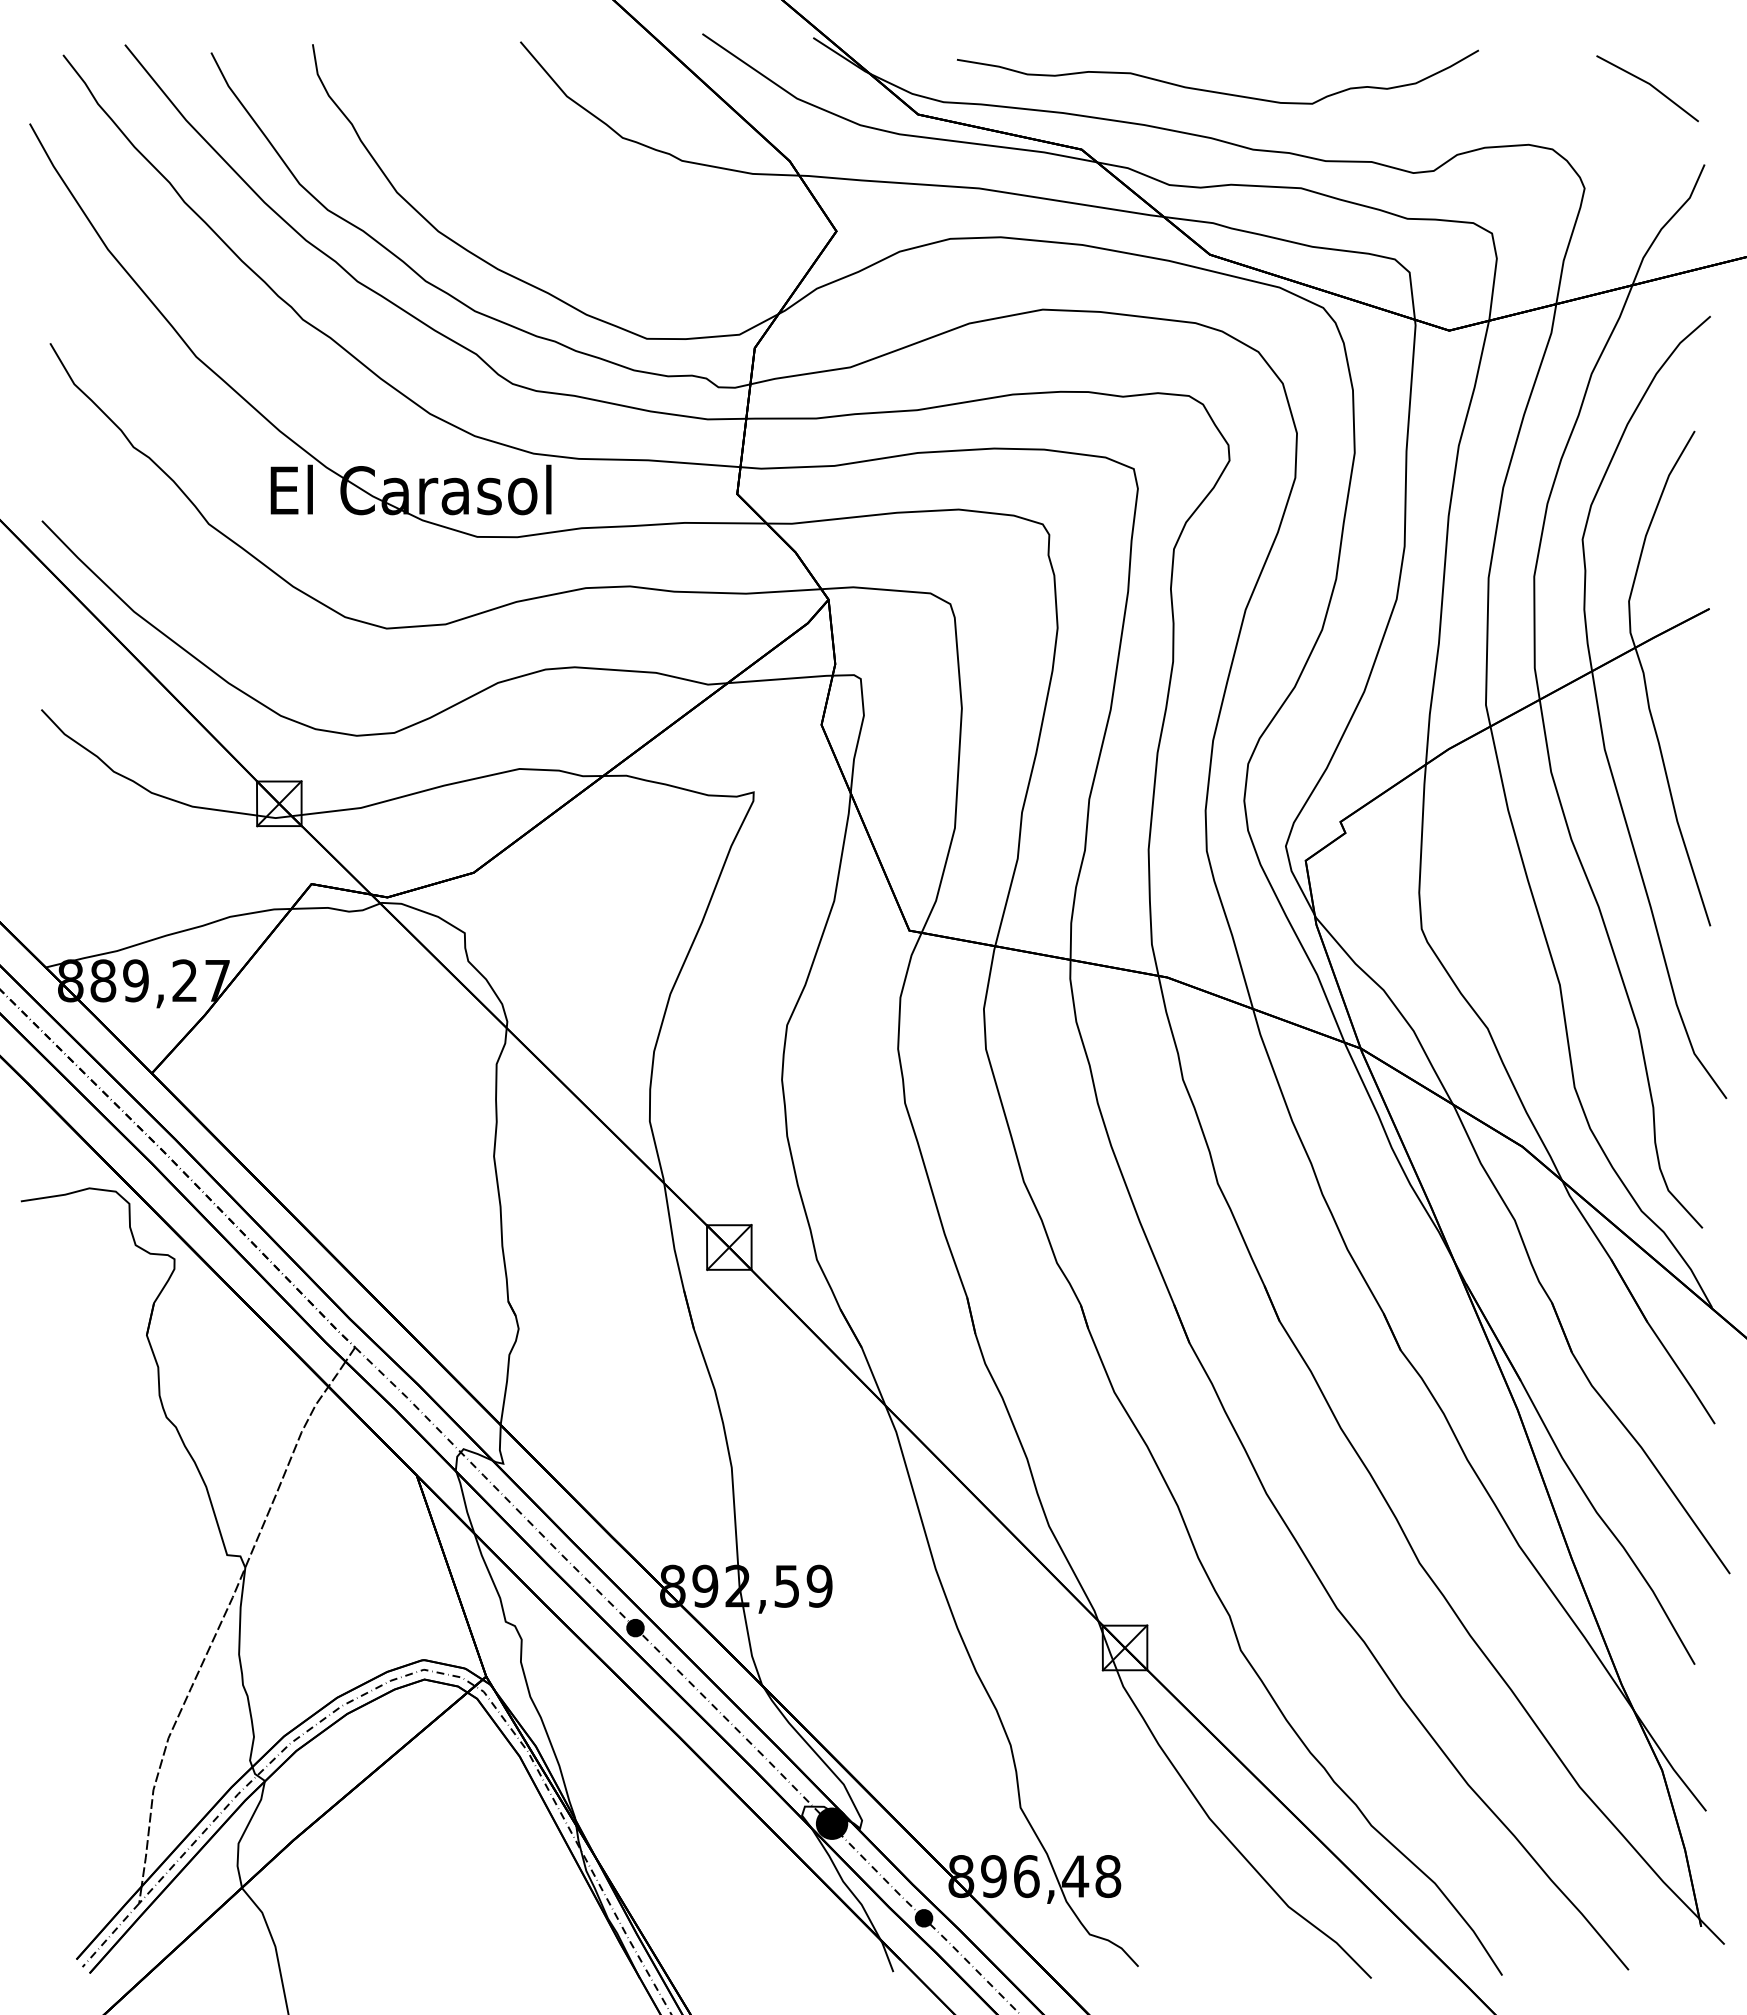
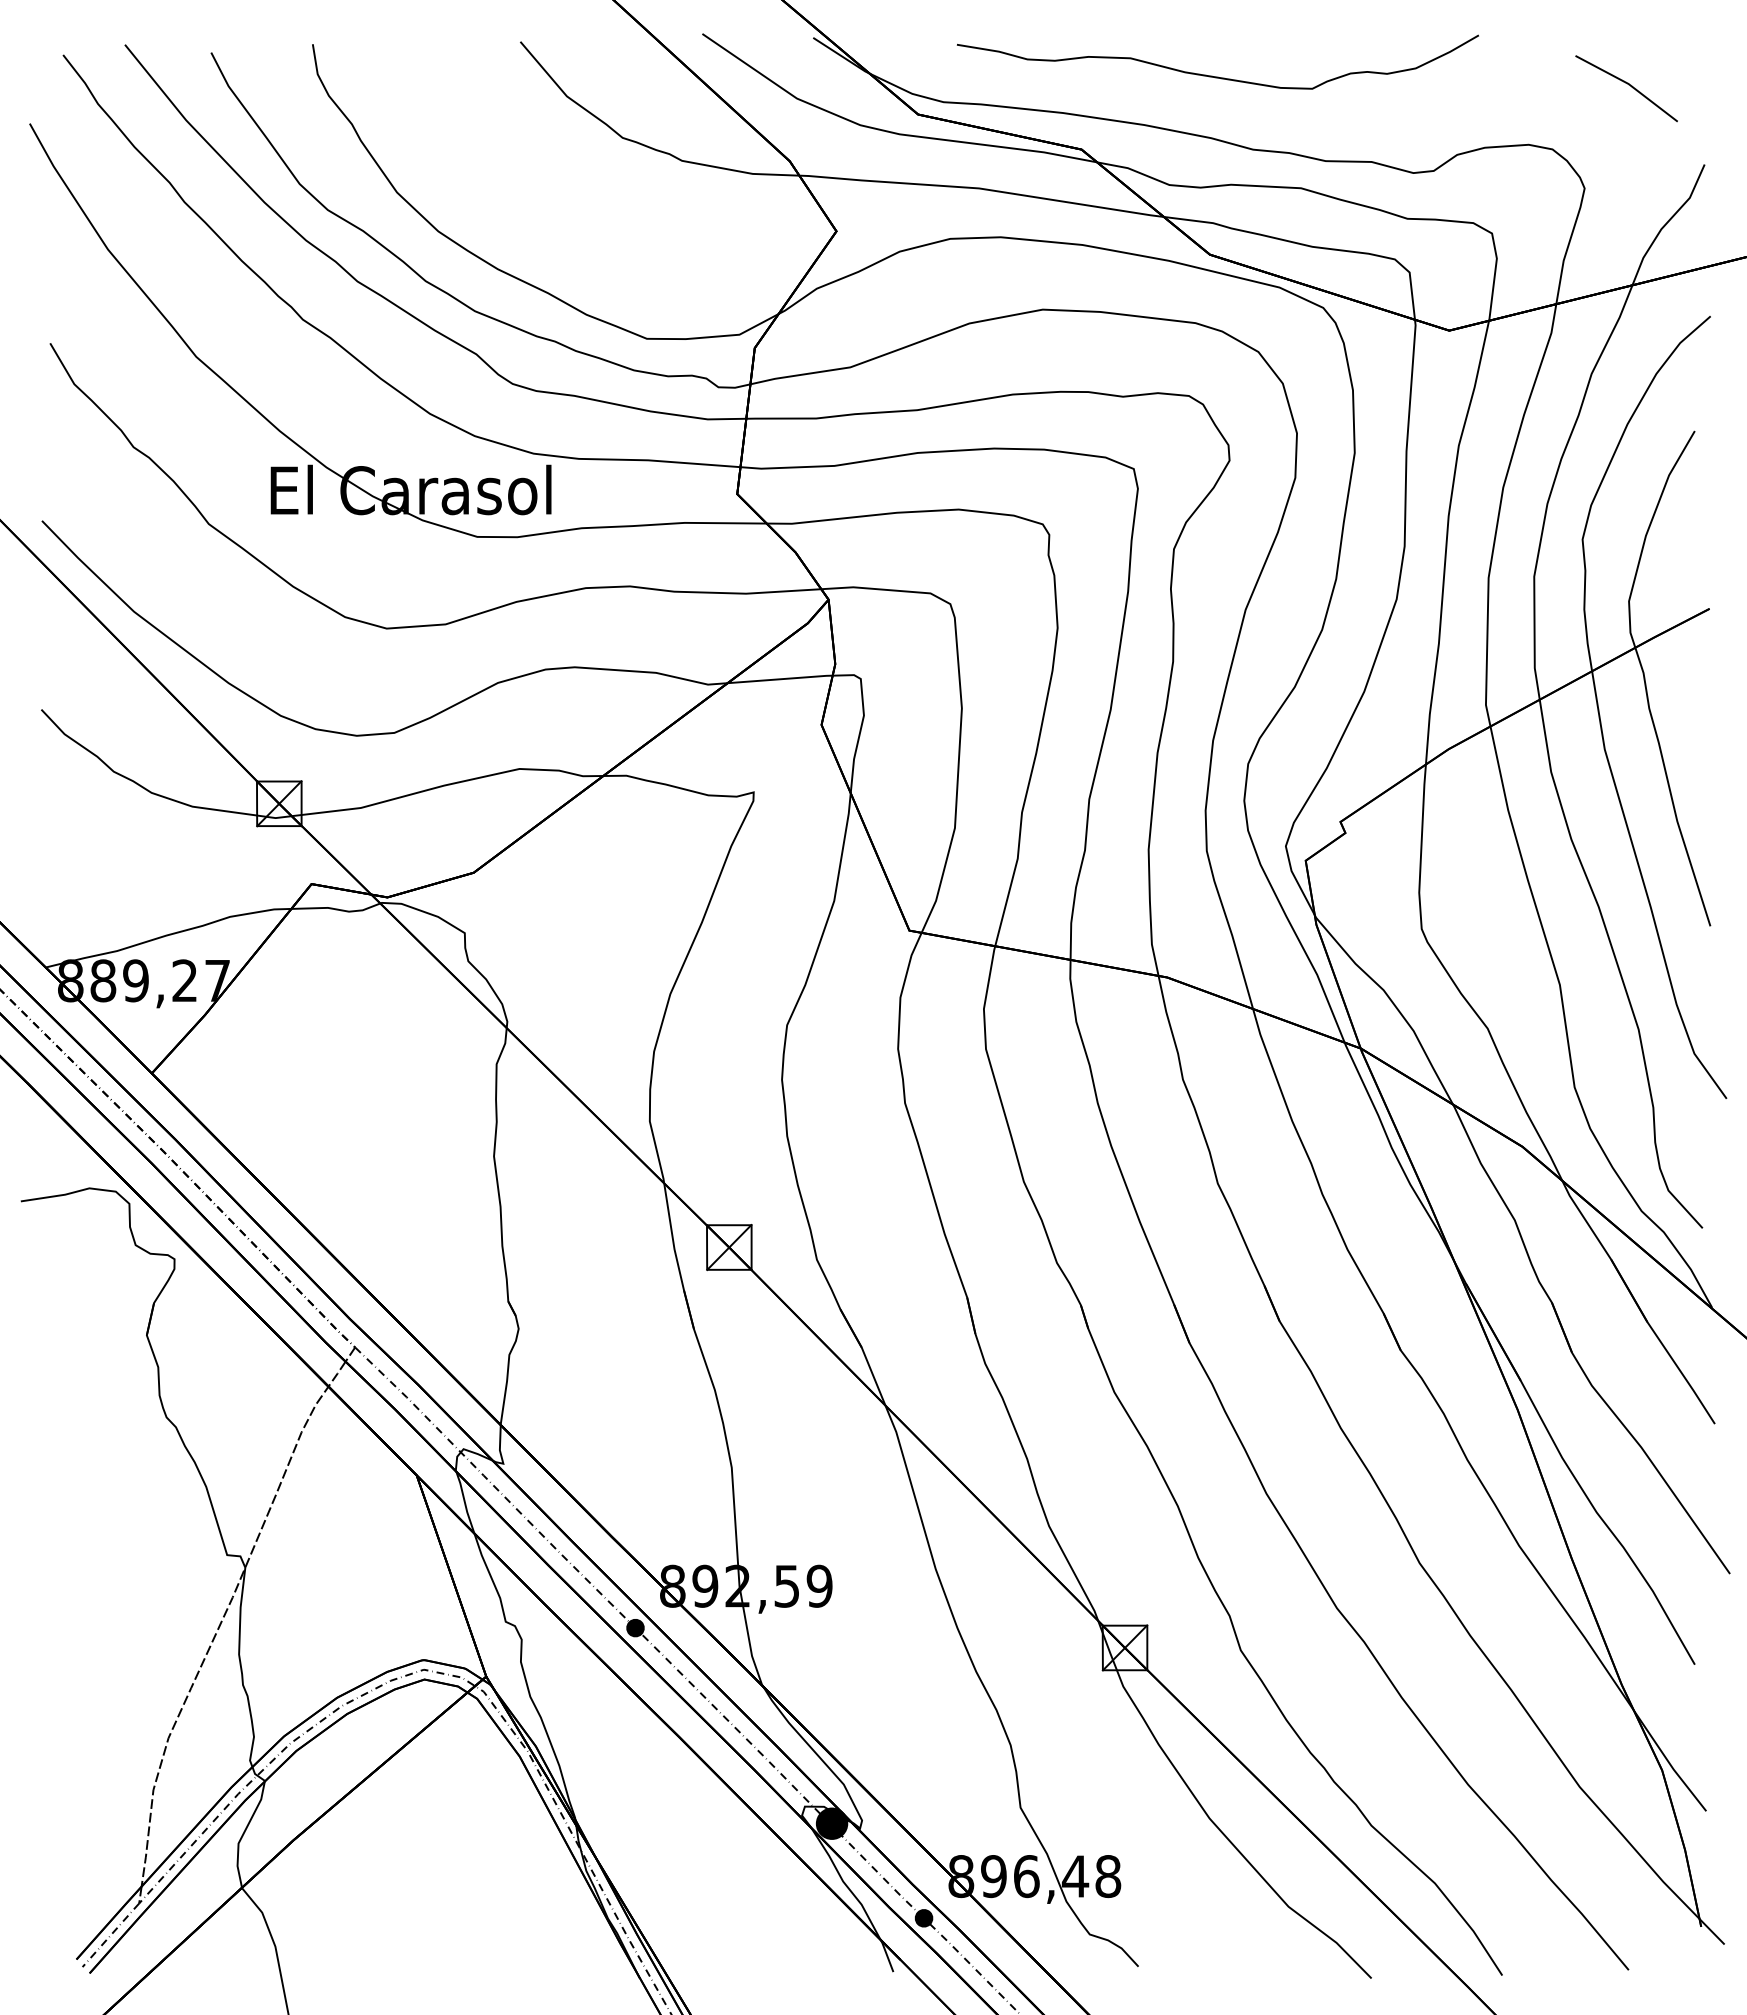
line position: (1649, 85) -> (1628, 85) (1628, 85)
curve position: (1212, 90) -> (1212, 75) (1212, 75)
